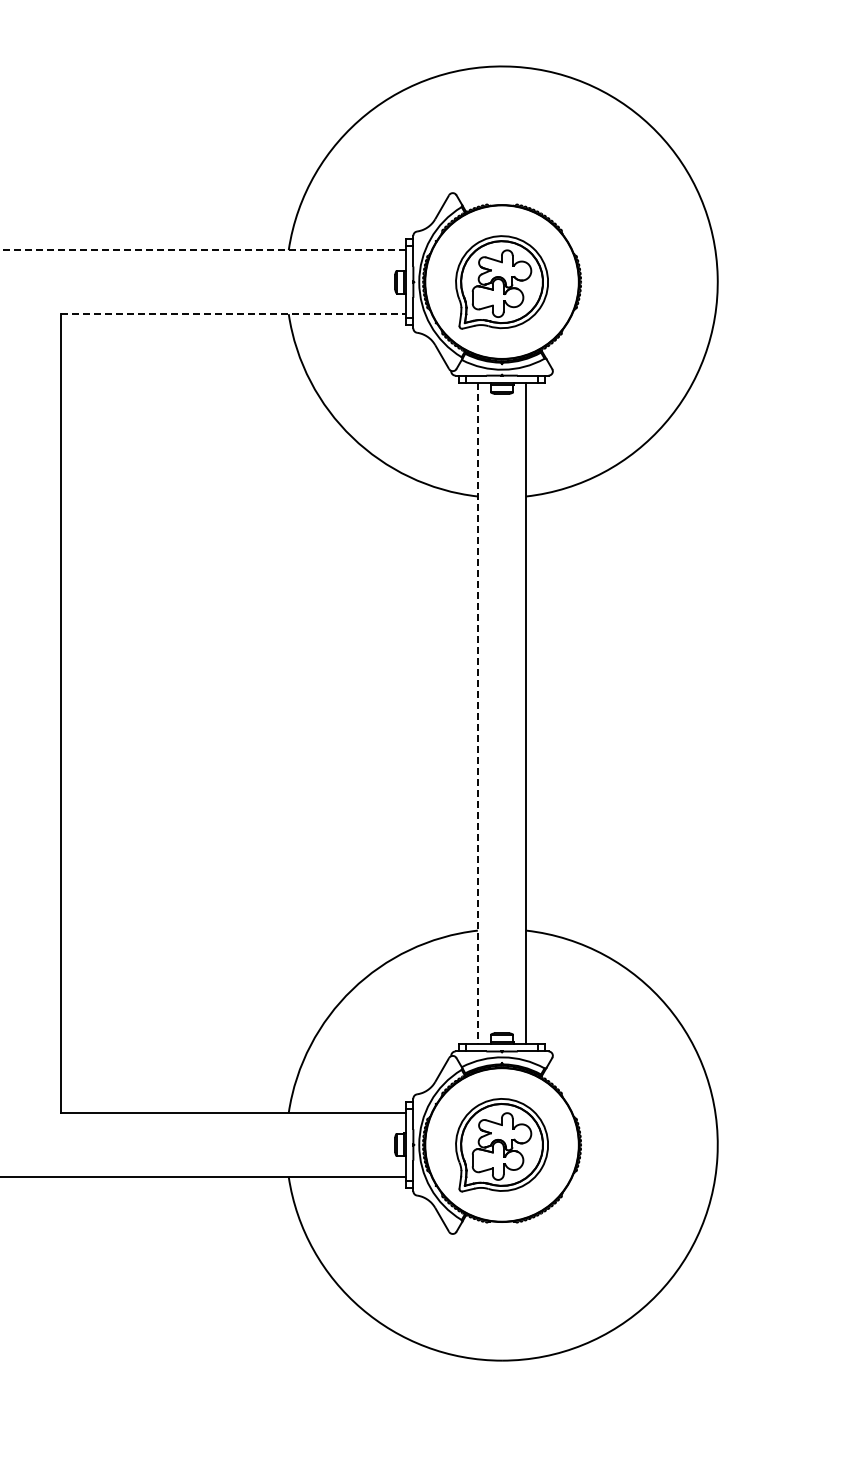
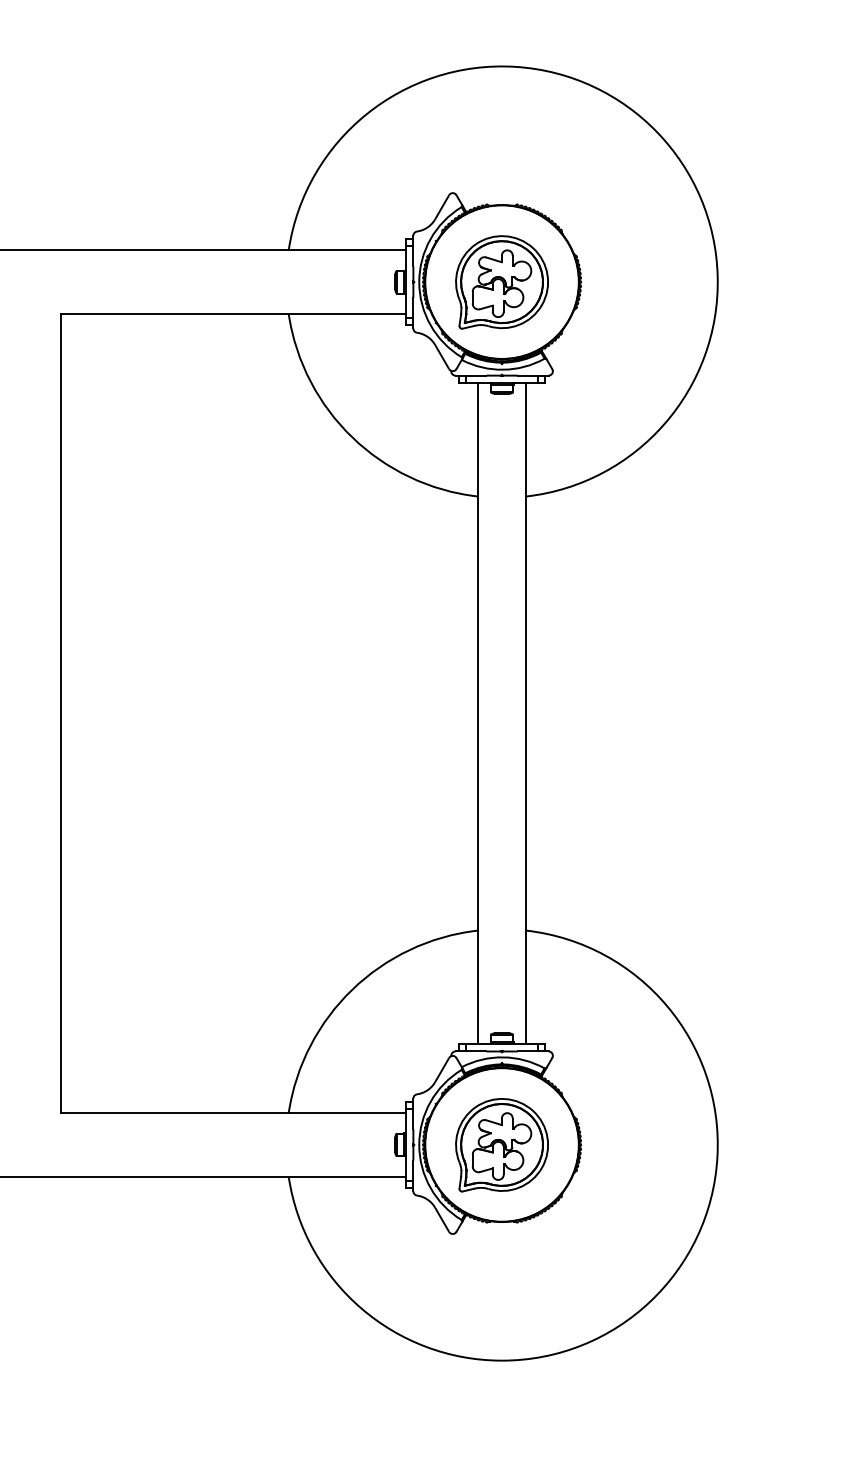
line: dashed -> solid (203, 250)
line: dashed -> solid (233, 314)
line: dashed -> solid (477, 713)
